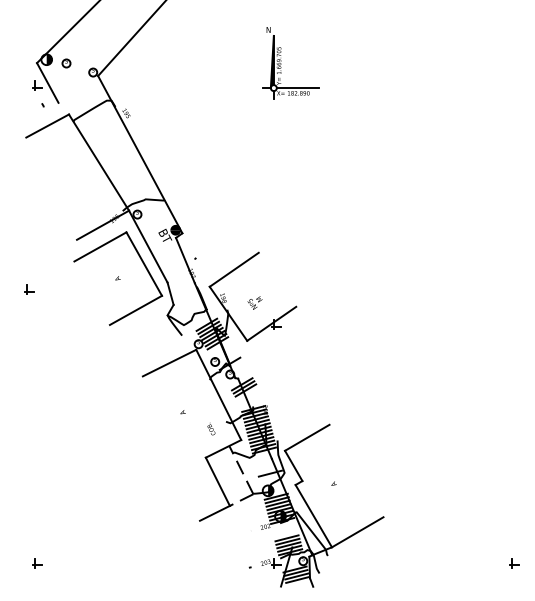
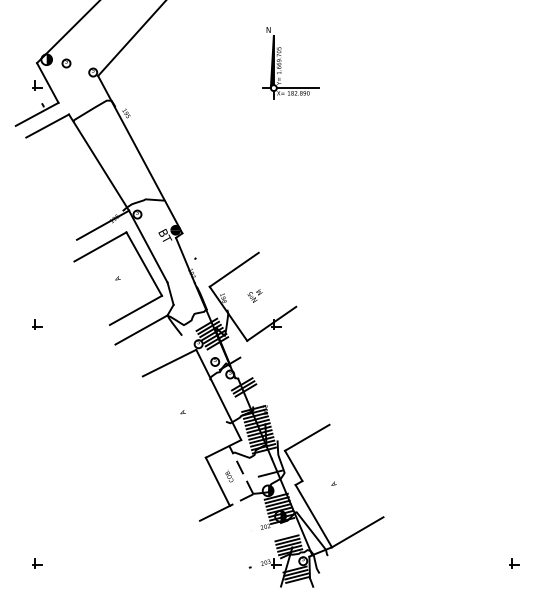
line: none -> present (36, 113)
part position: (29, 289) -> (37, 324) (37, 324)
text position: (254, 302) -> (254, 295) (254, 295)
line: none -> present (141, 329)
text position: (211, 428) -> (229, 475) (229, 475)
